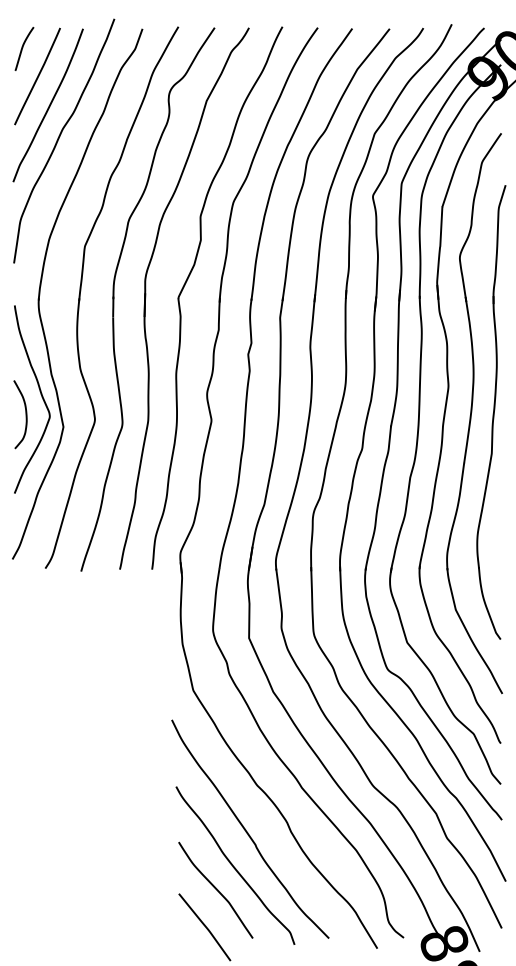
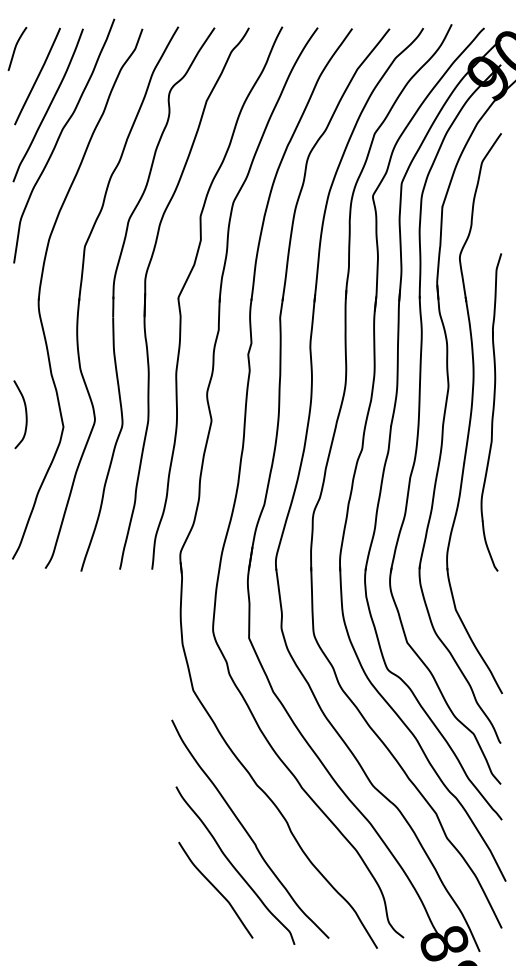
curve position: (23, 47) -> (16, 47) (16, 47)
curve: present -> none (41, 397)
part size: 31x455 px -> 23x319 px (491, 412)
curve: present -> none (204, 926)
